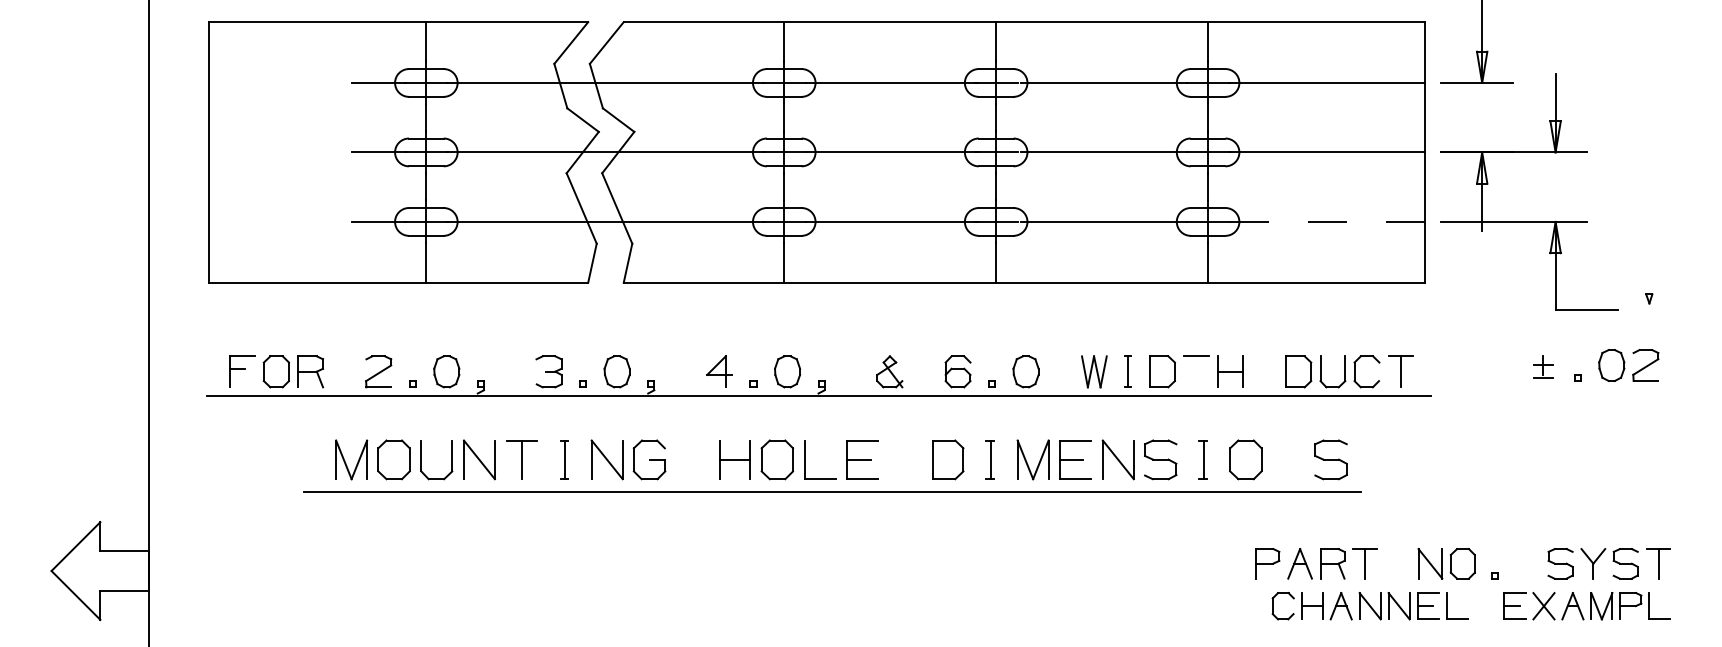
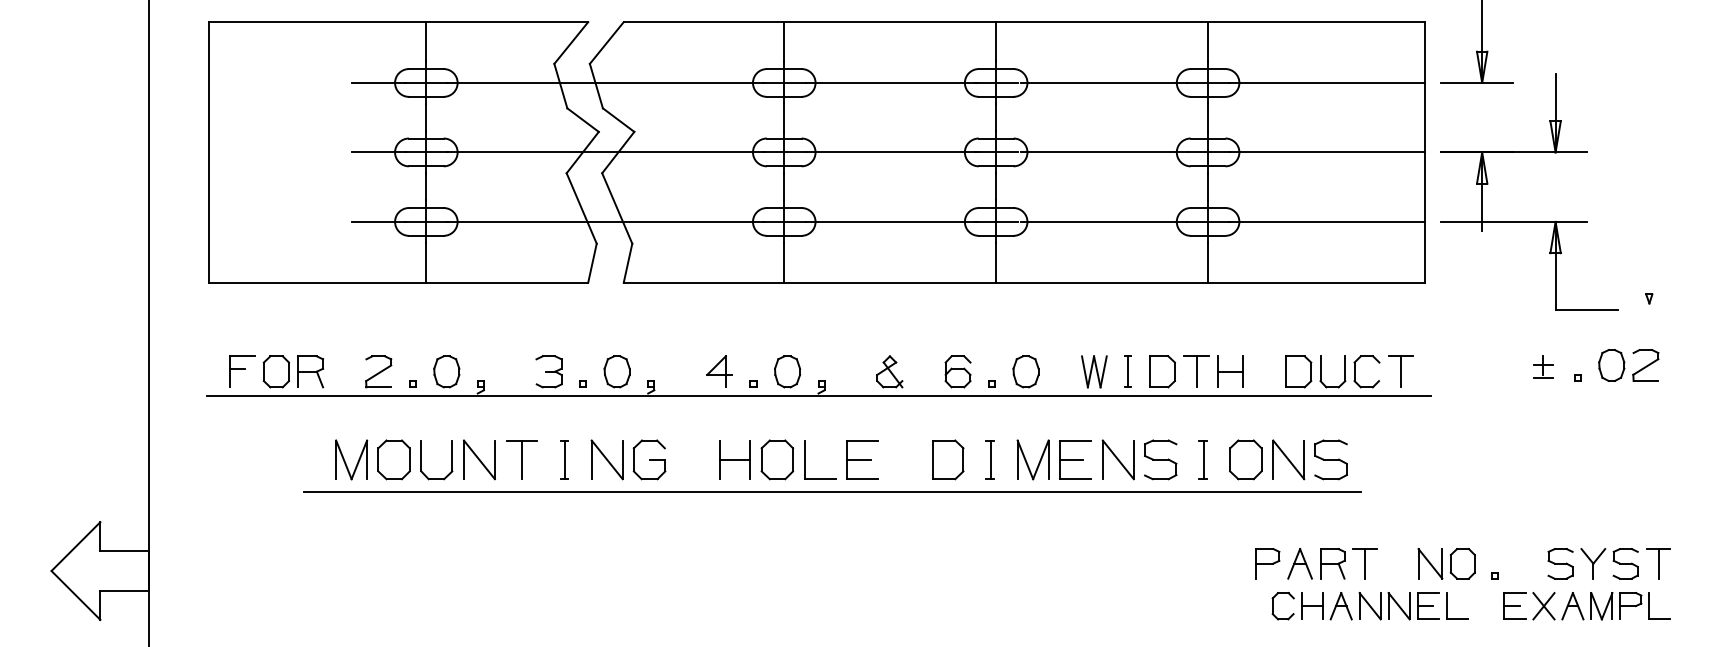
line: dashed -> solid (1326, 221)
line: none -> present (1196, 371)
part: none -> present (1288, 459)
